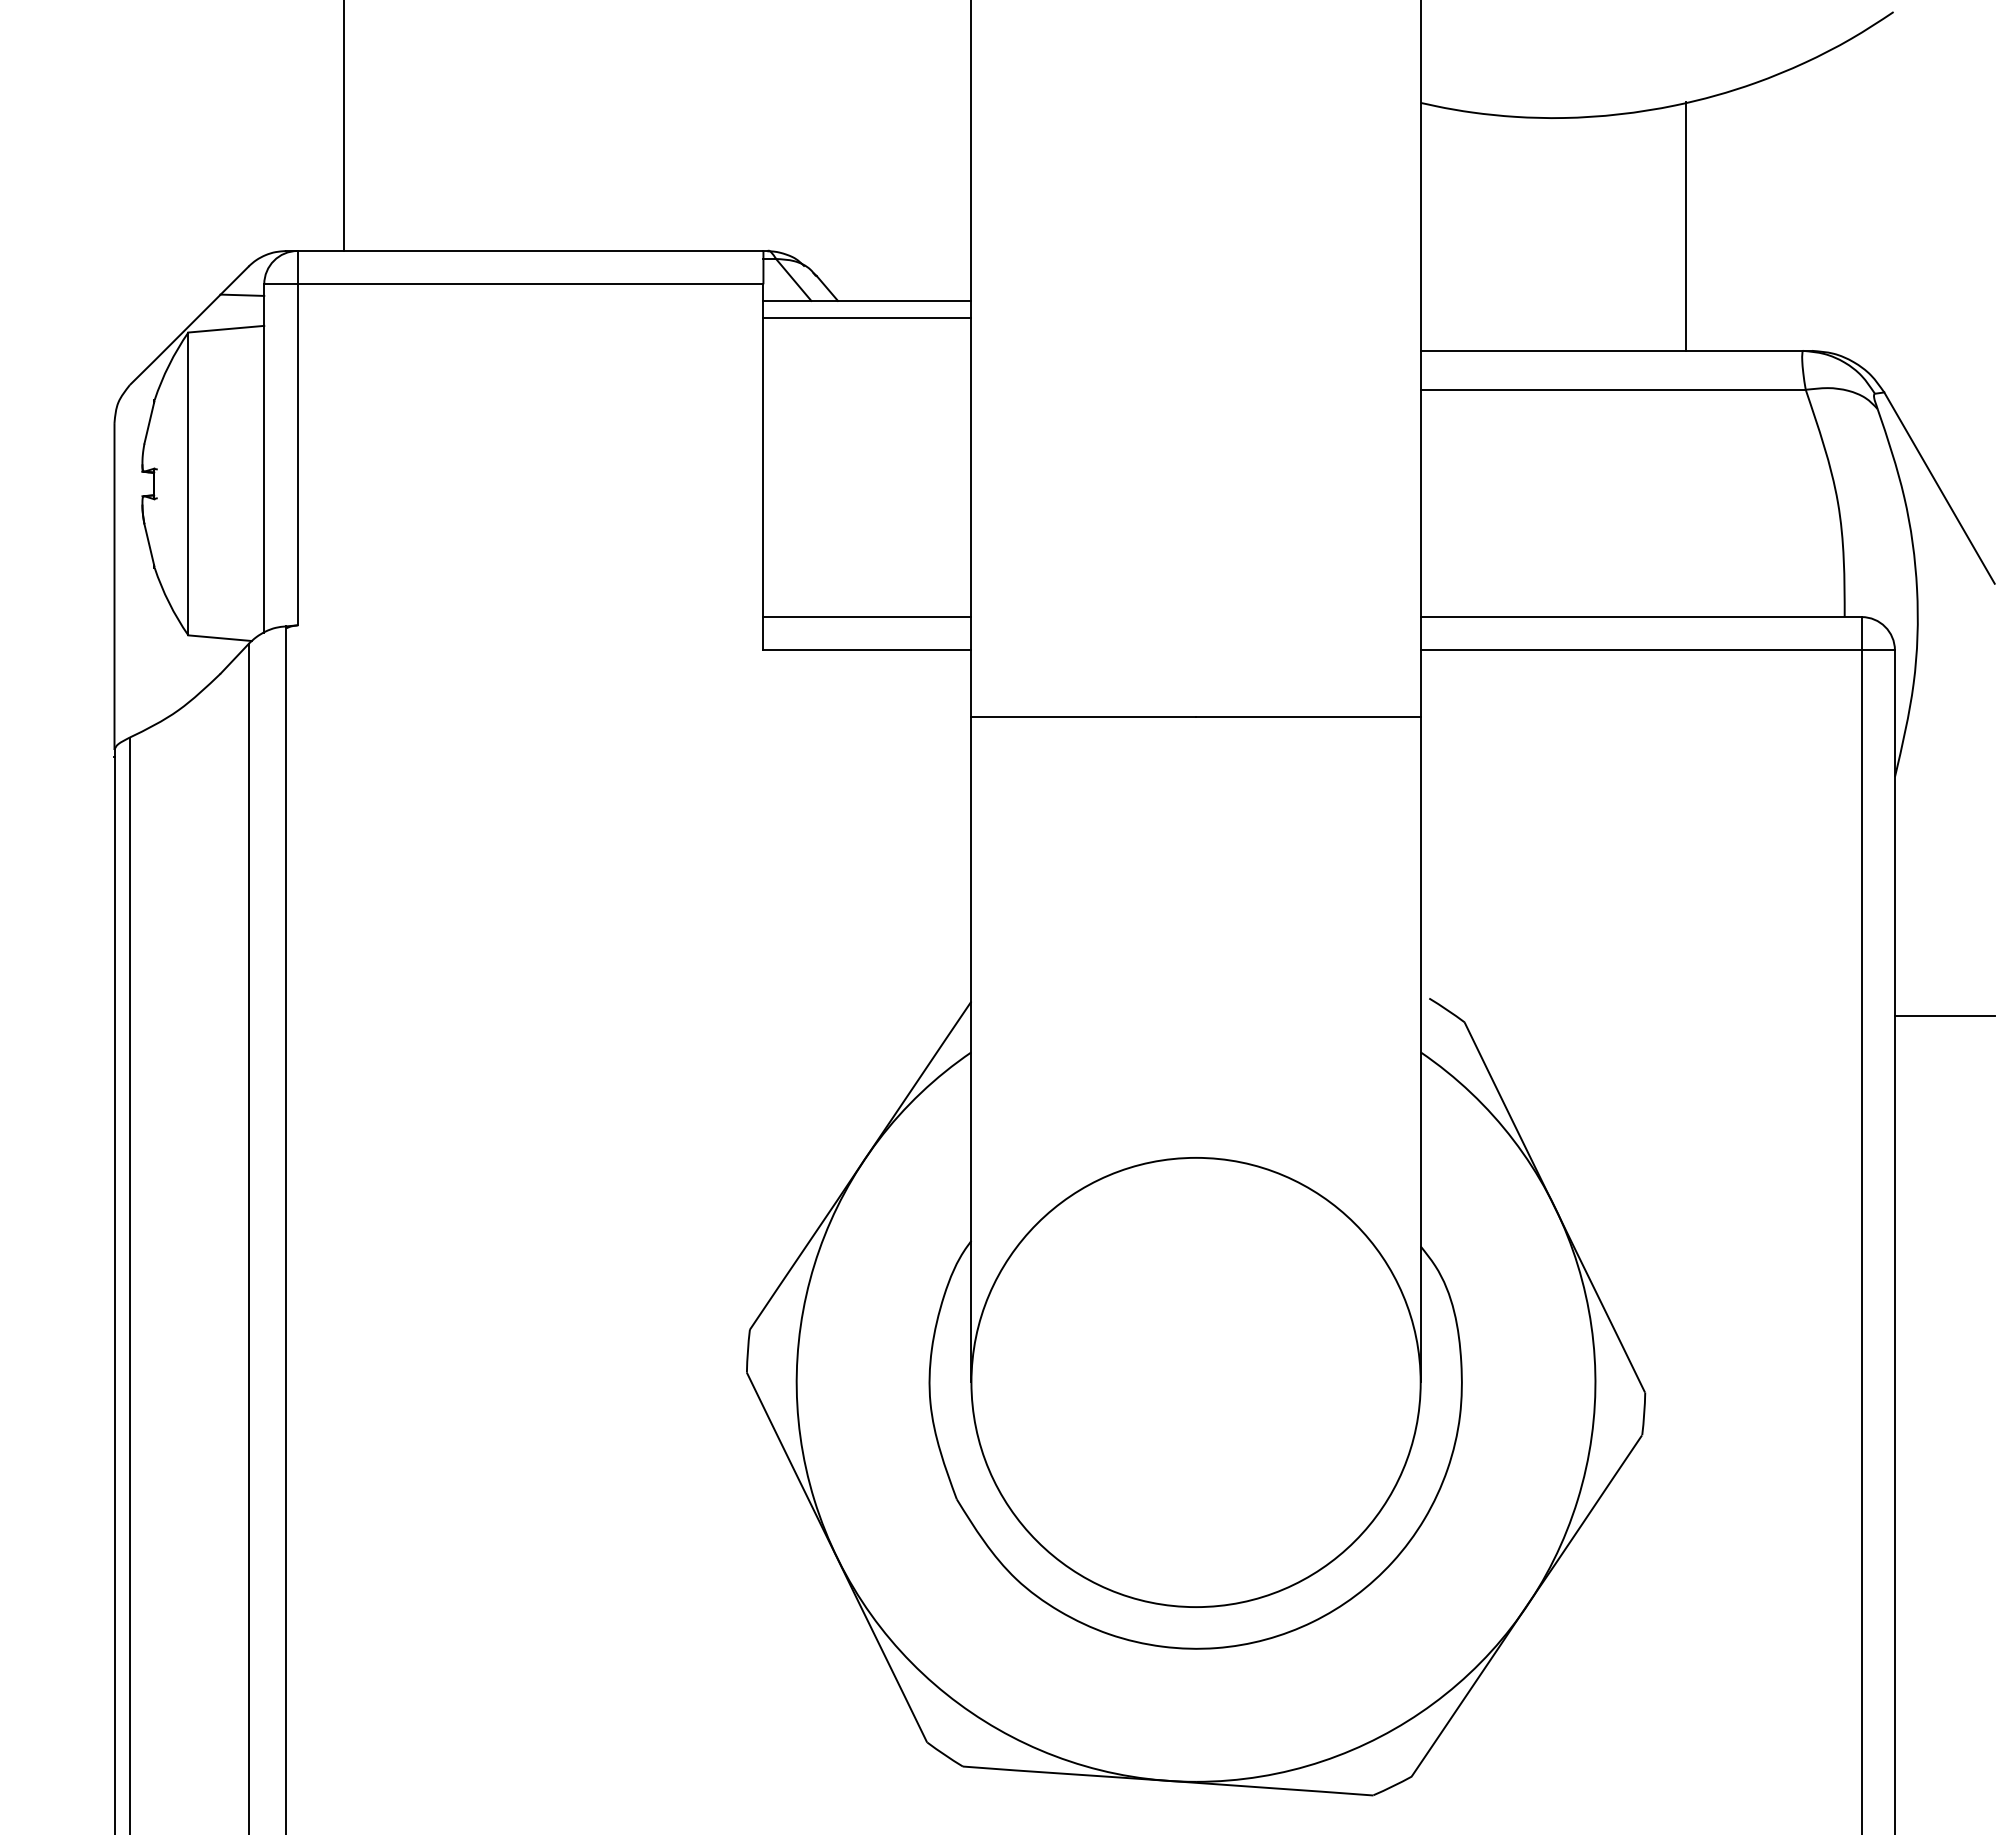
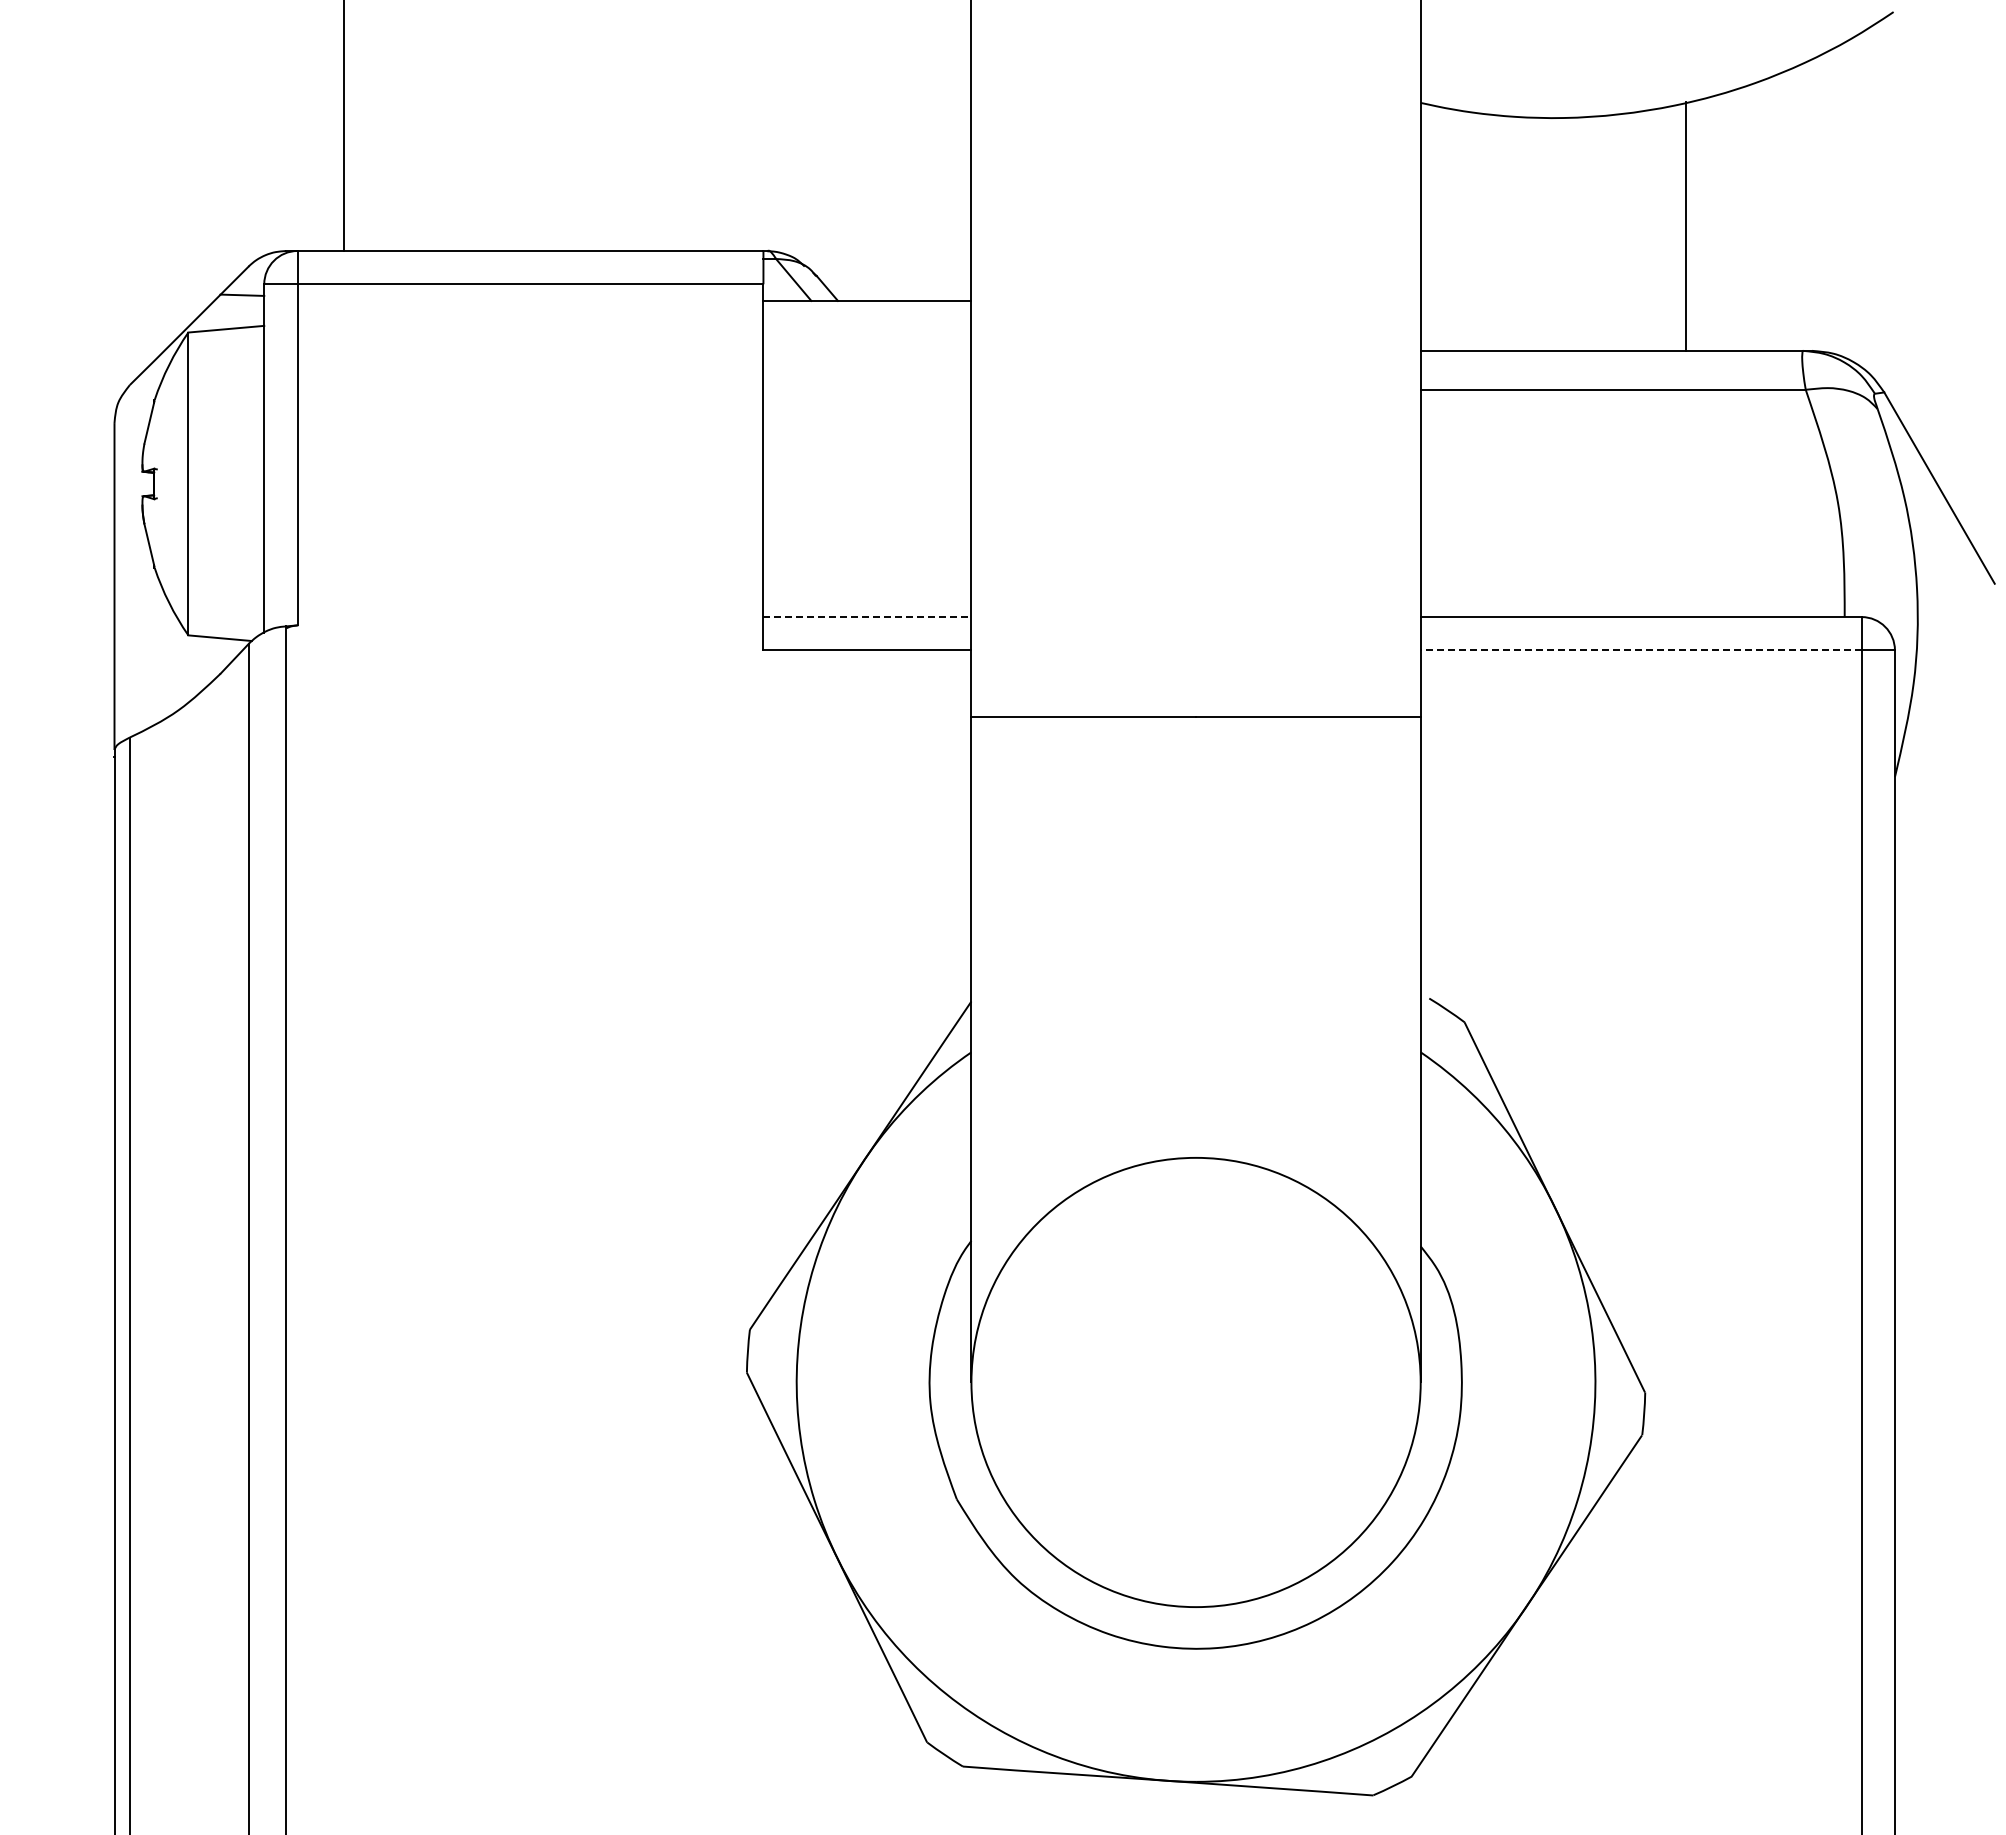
line: present -> none (867, 317)
line: solid -> dashed (867, 617)
line: solid -> dashed (1640, 650)
line: present -> none (1944, 1016)
